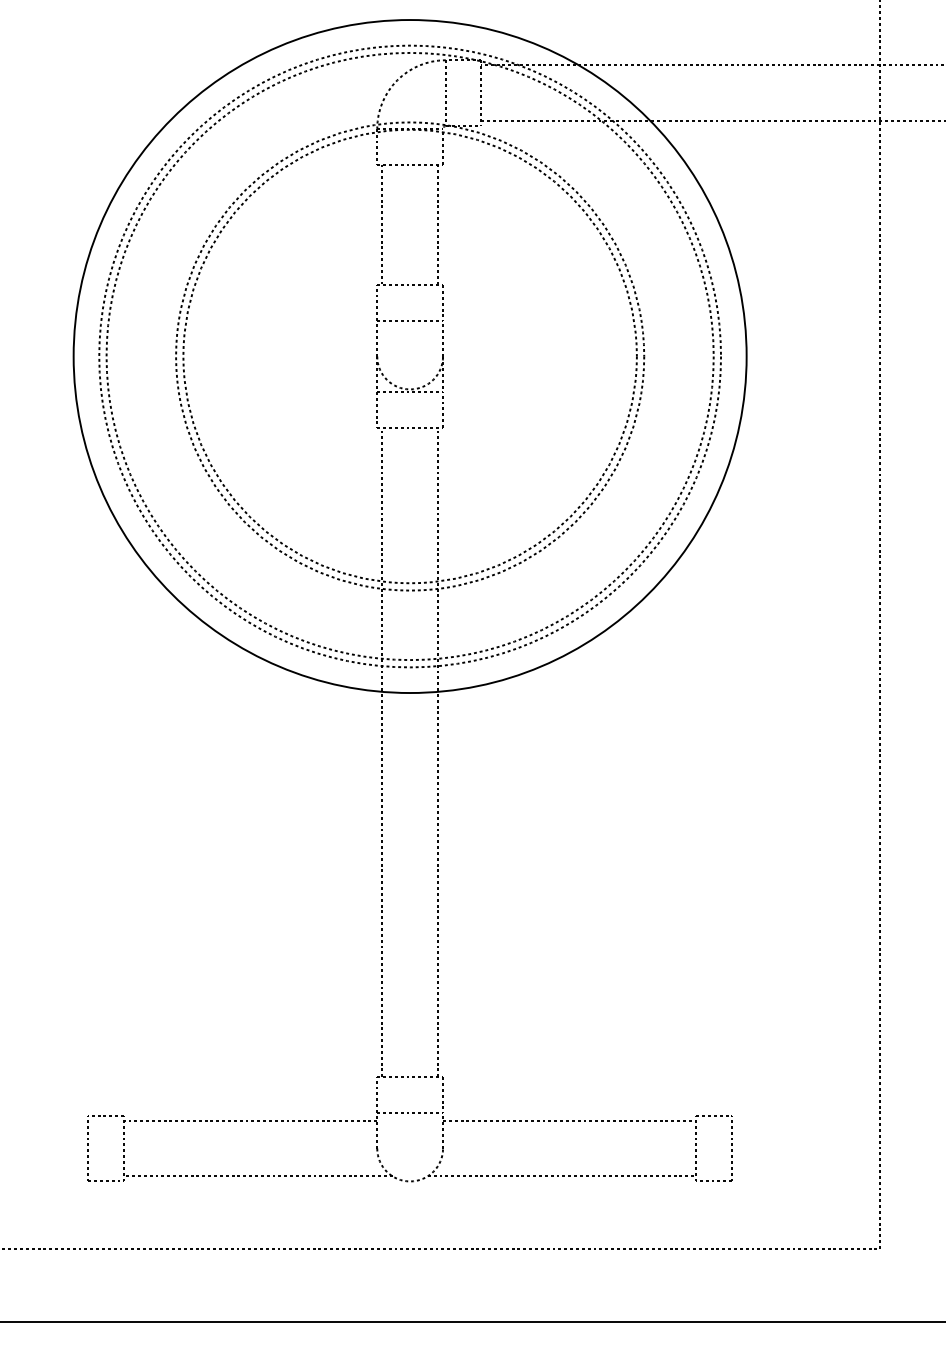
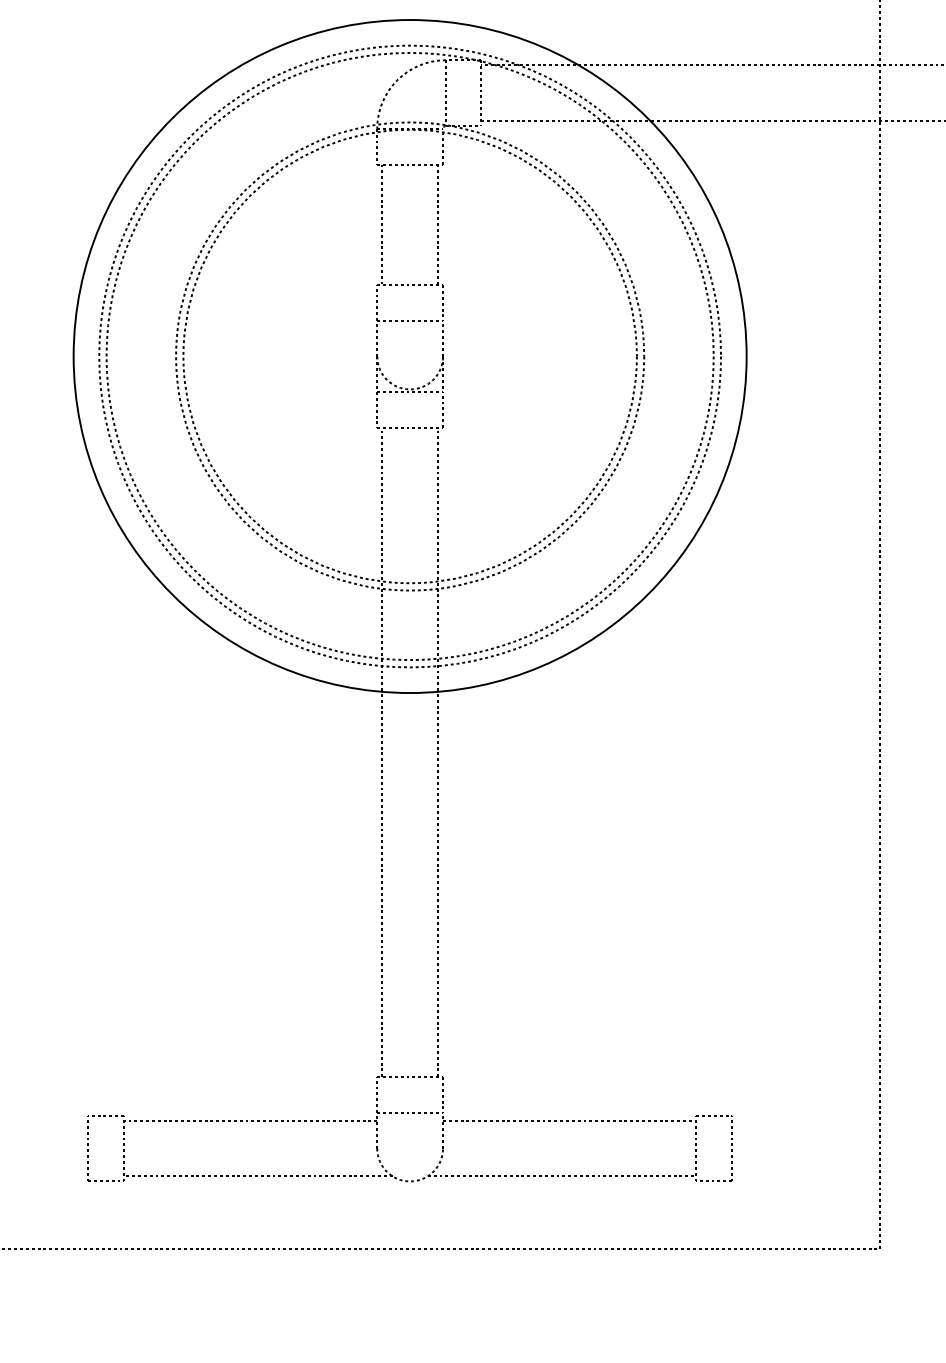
line: present -> none (472, 1322)
